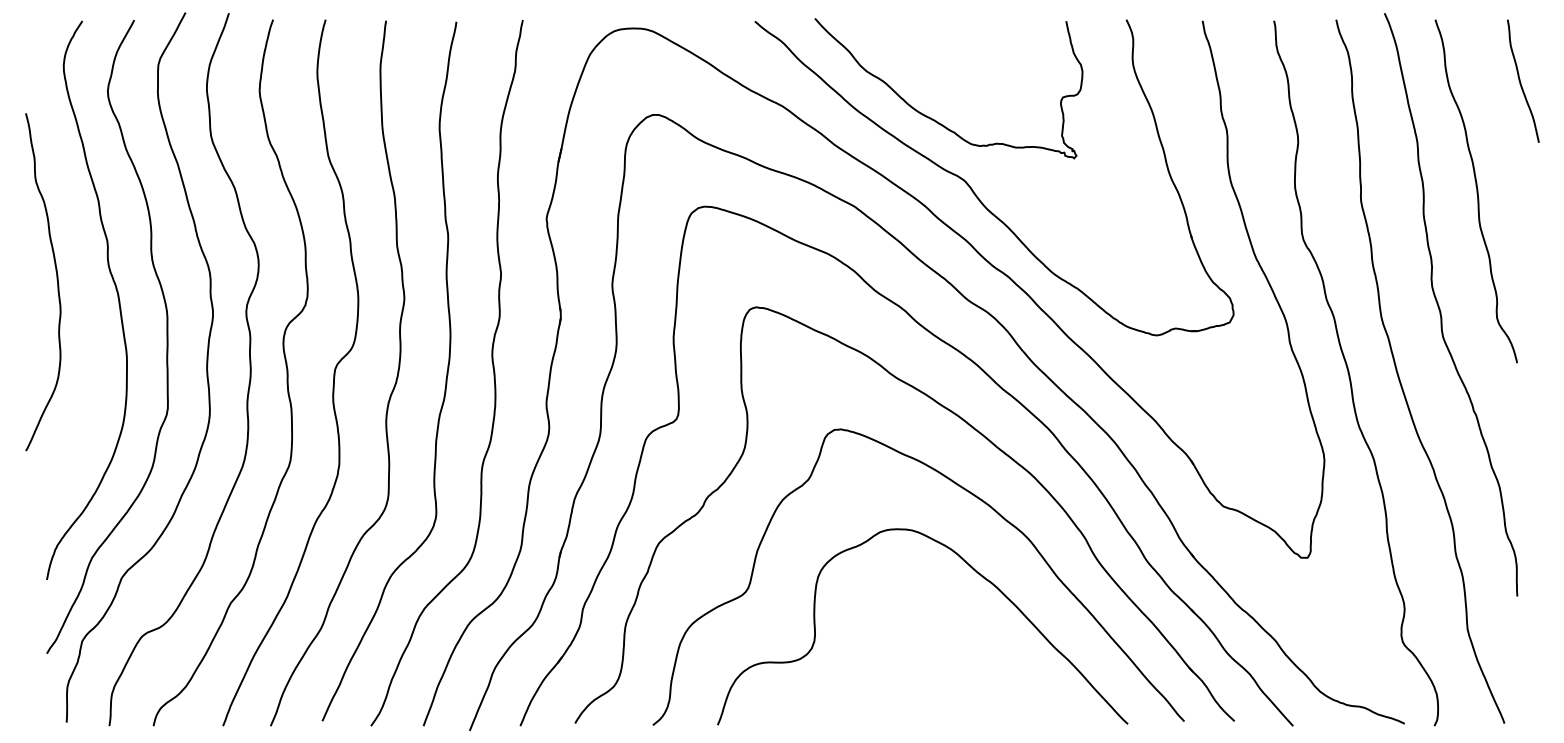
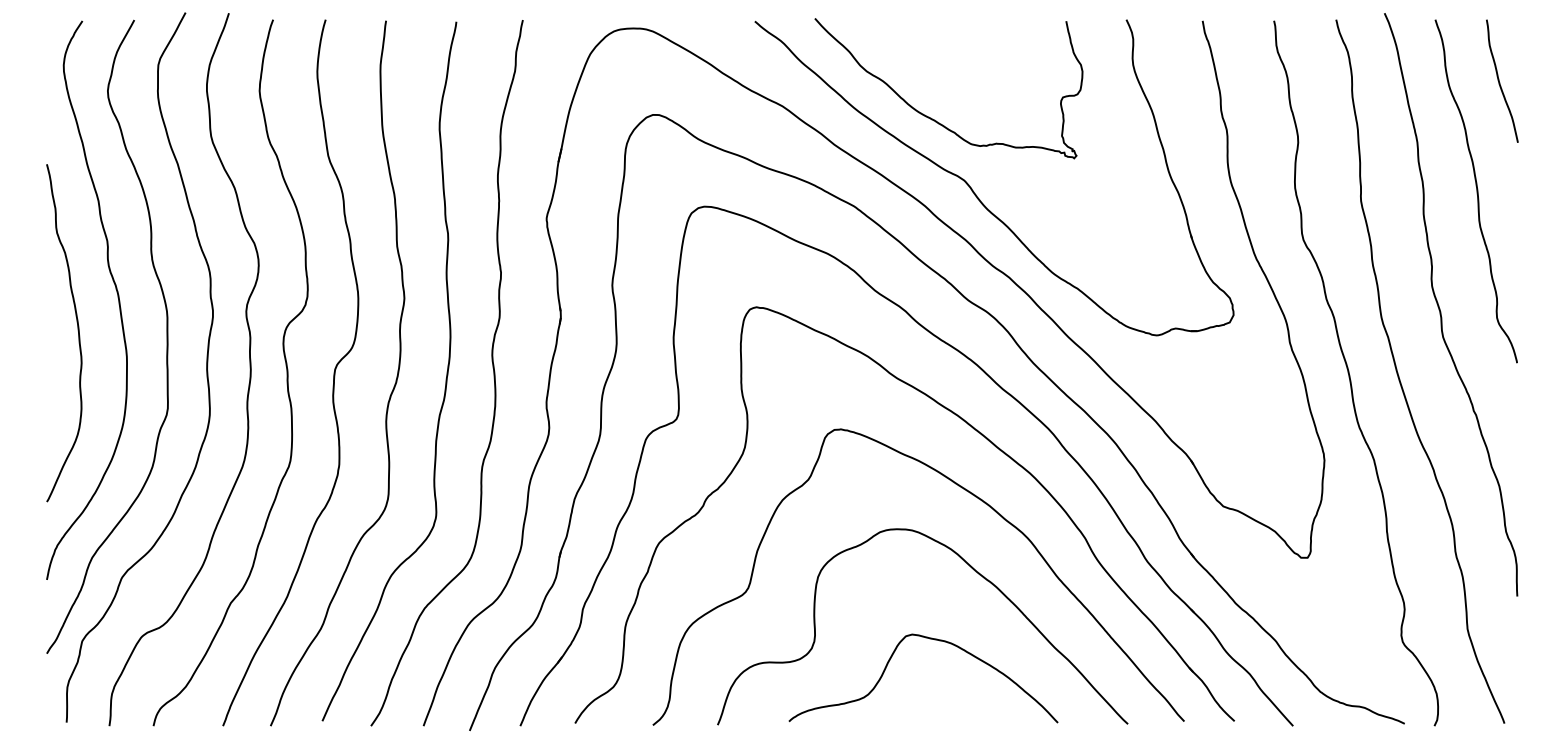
curve position: (1521, 82) -> (1500, 82) (1500, 82)
curve position: (56, 279) -> (77, 330) (77, 330)
curve: none -> present (889, 662)
